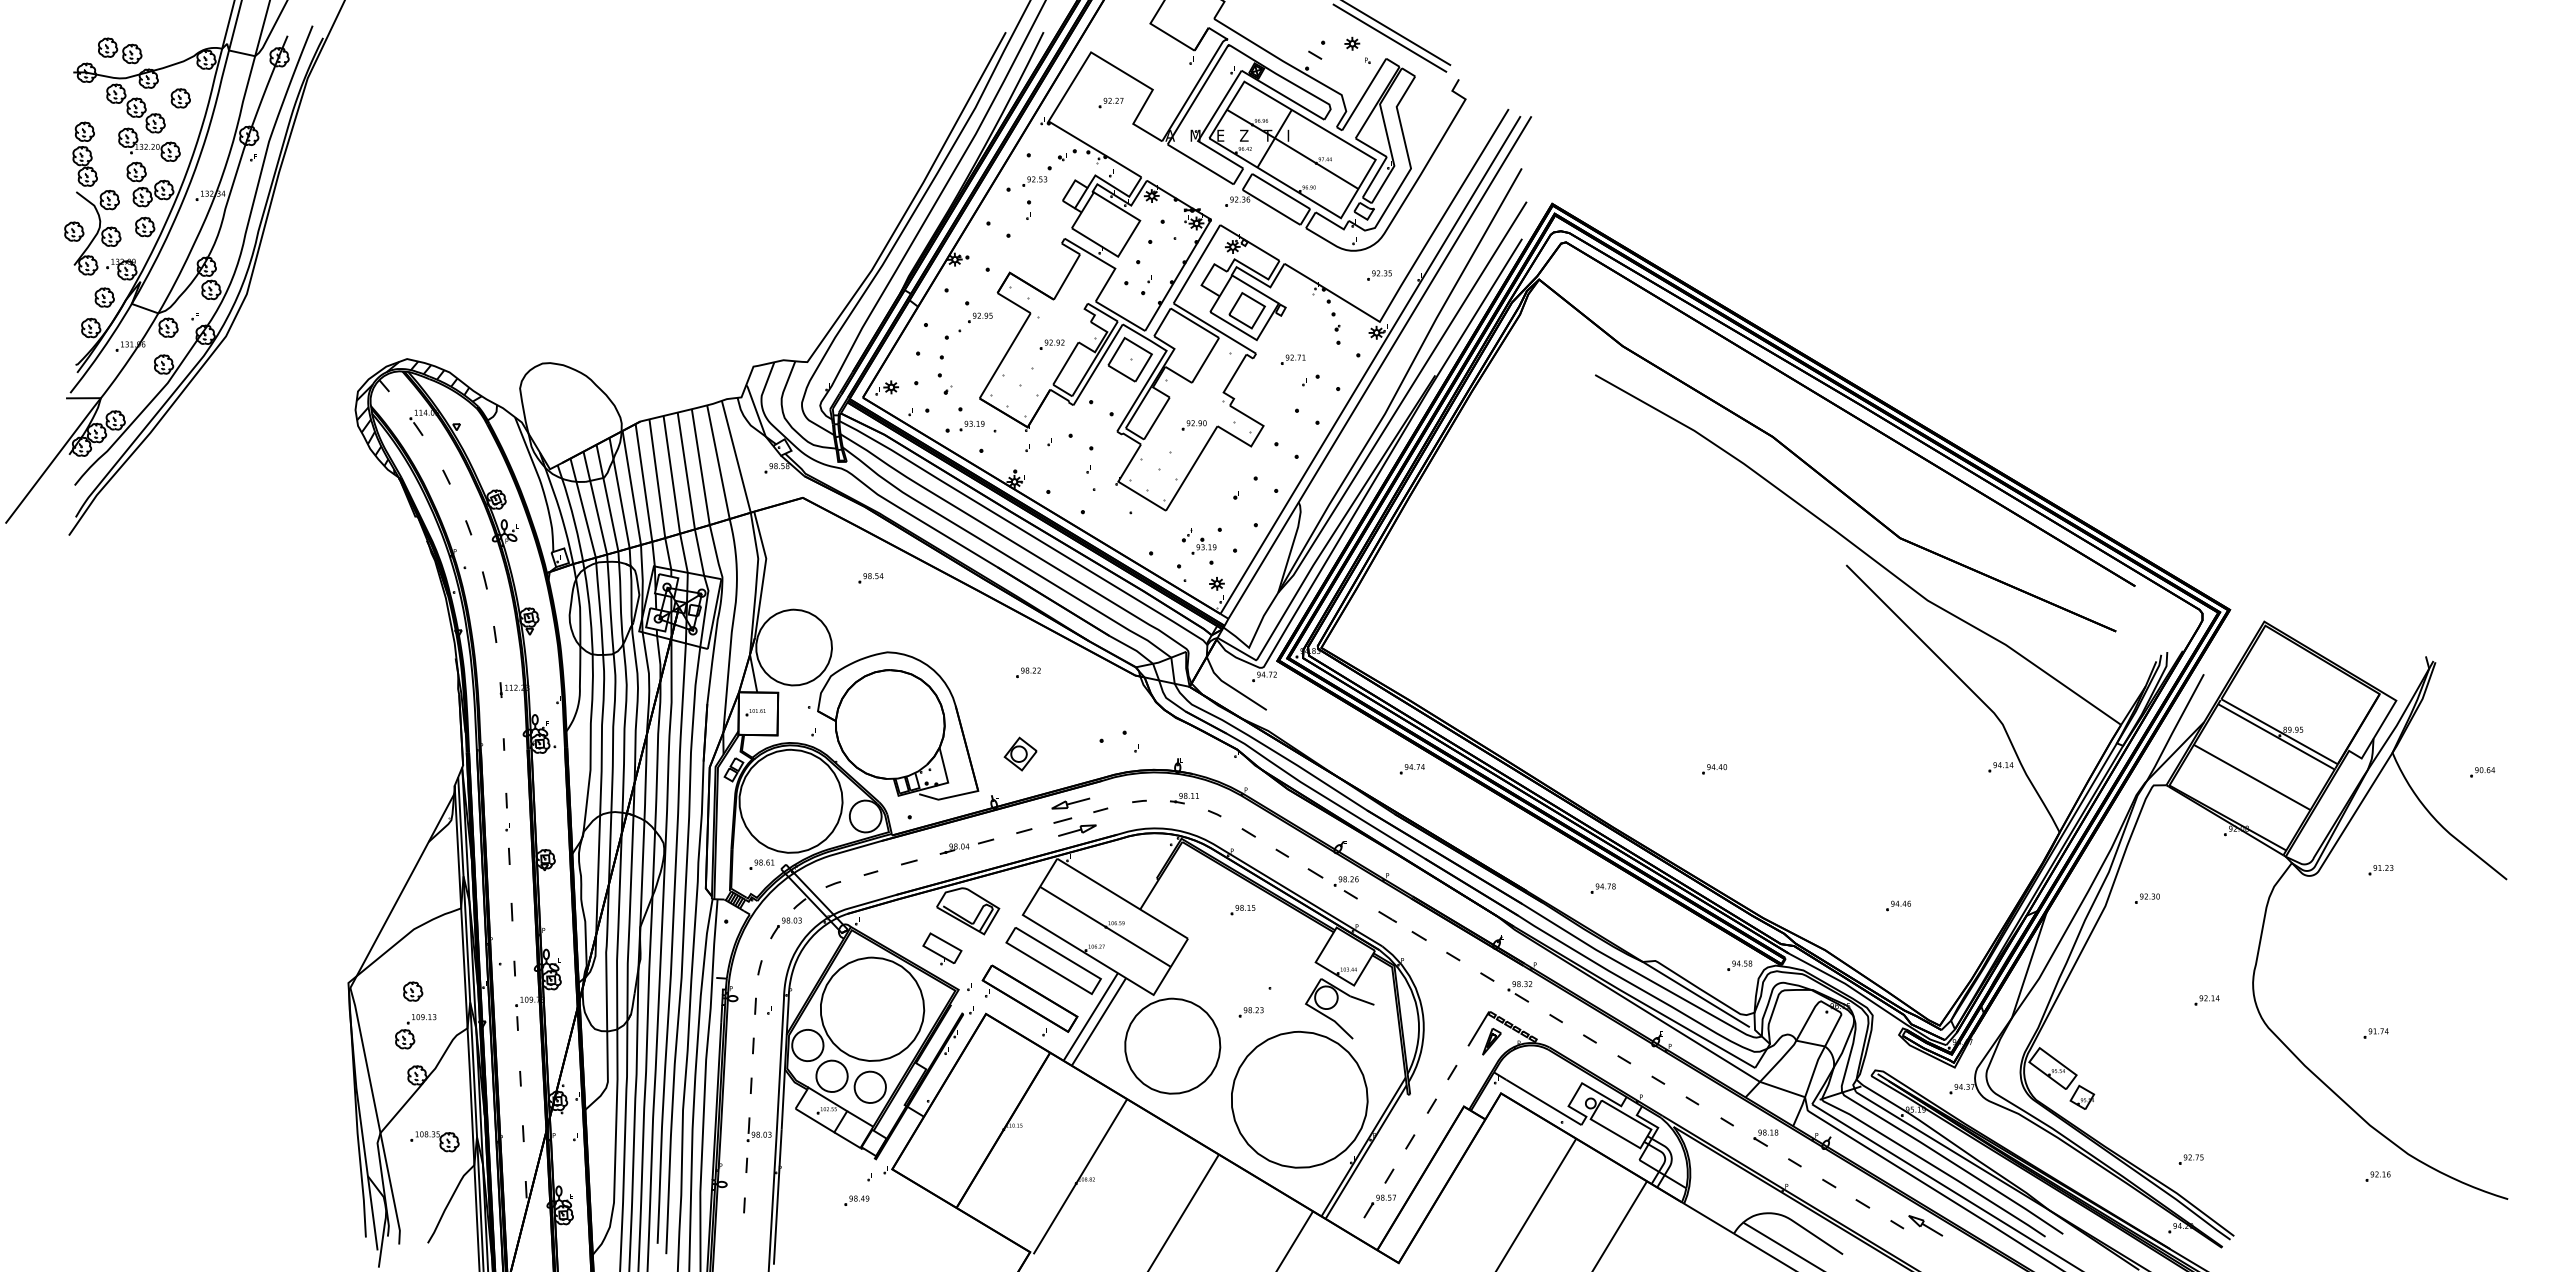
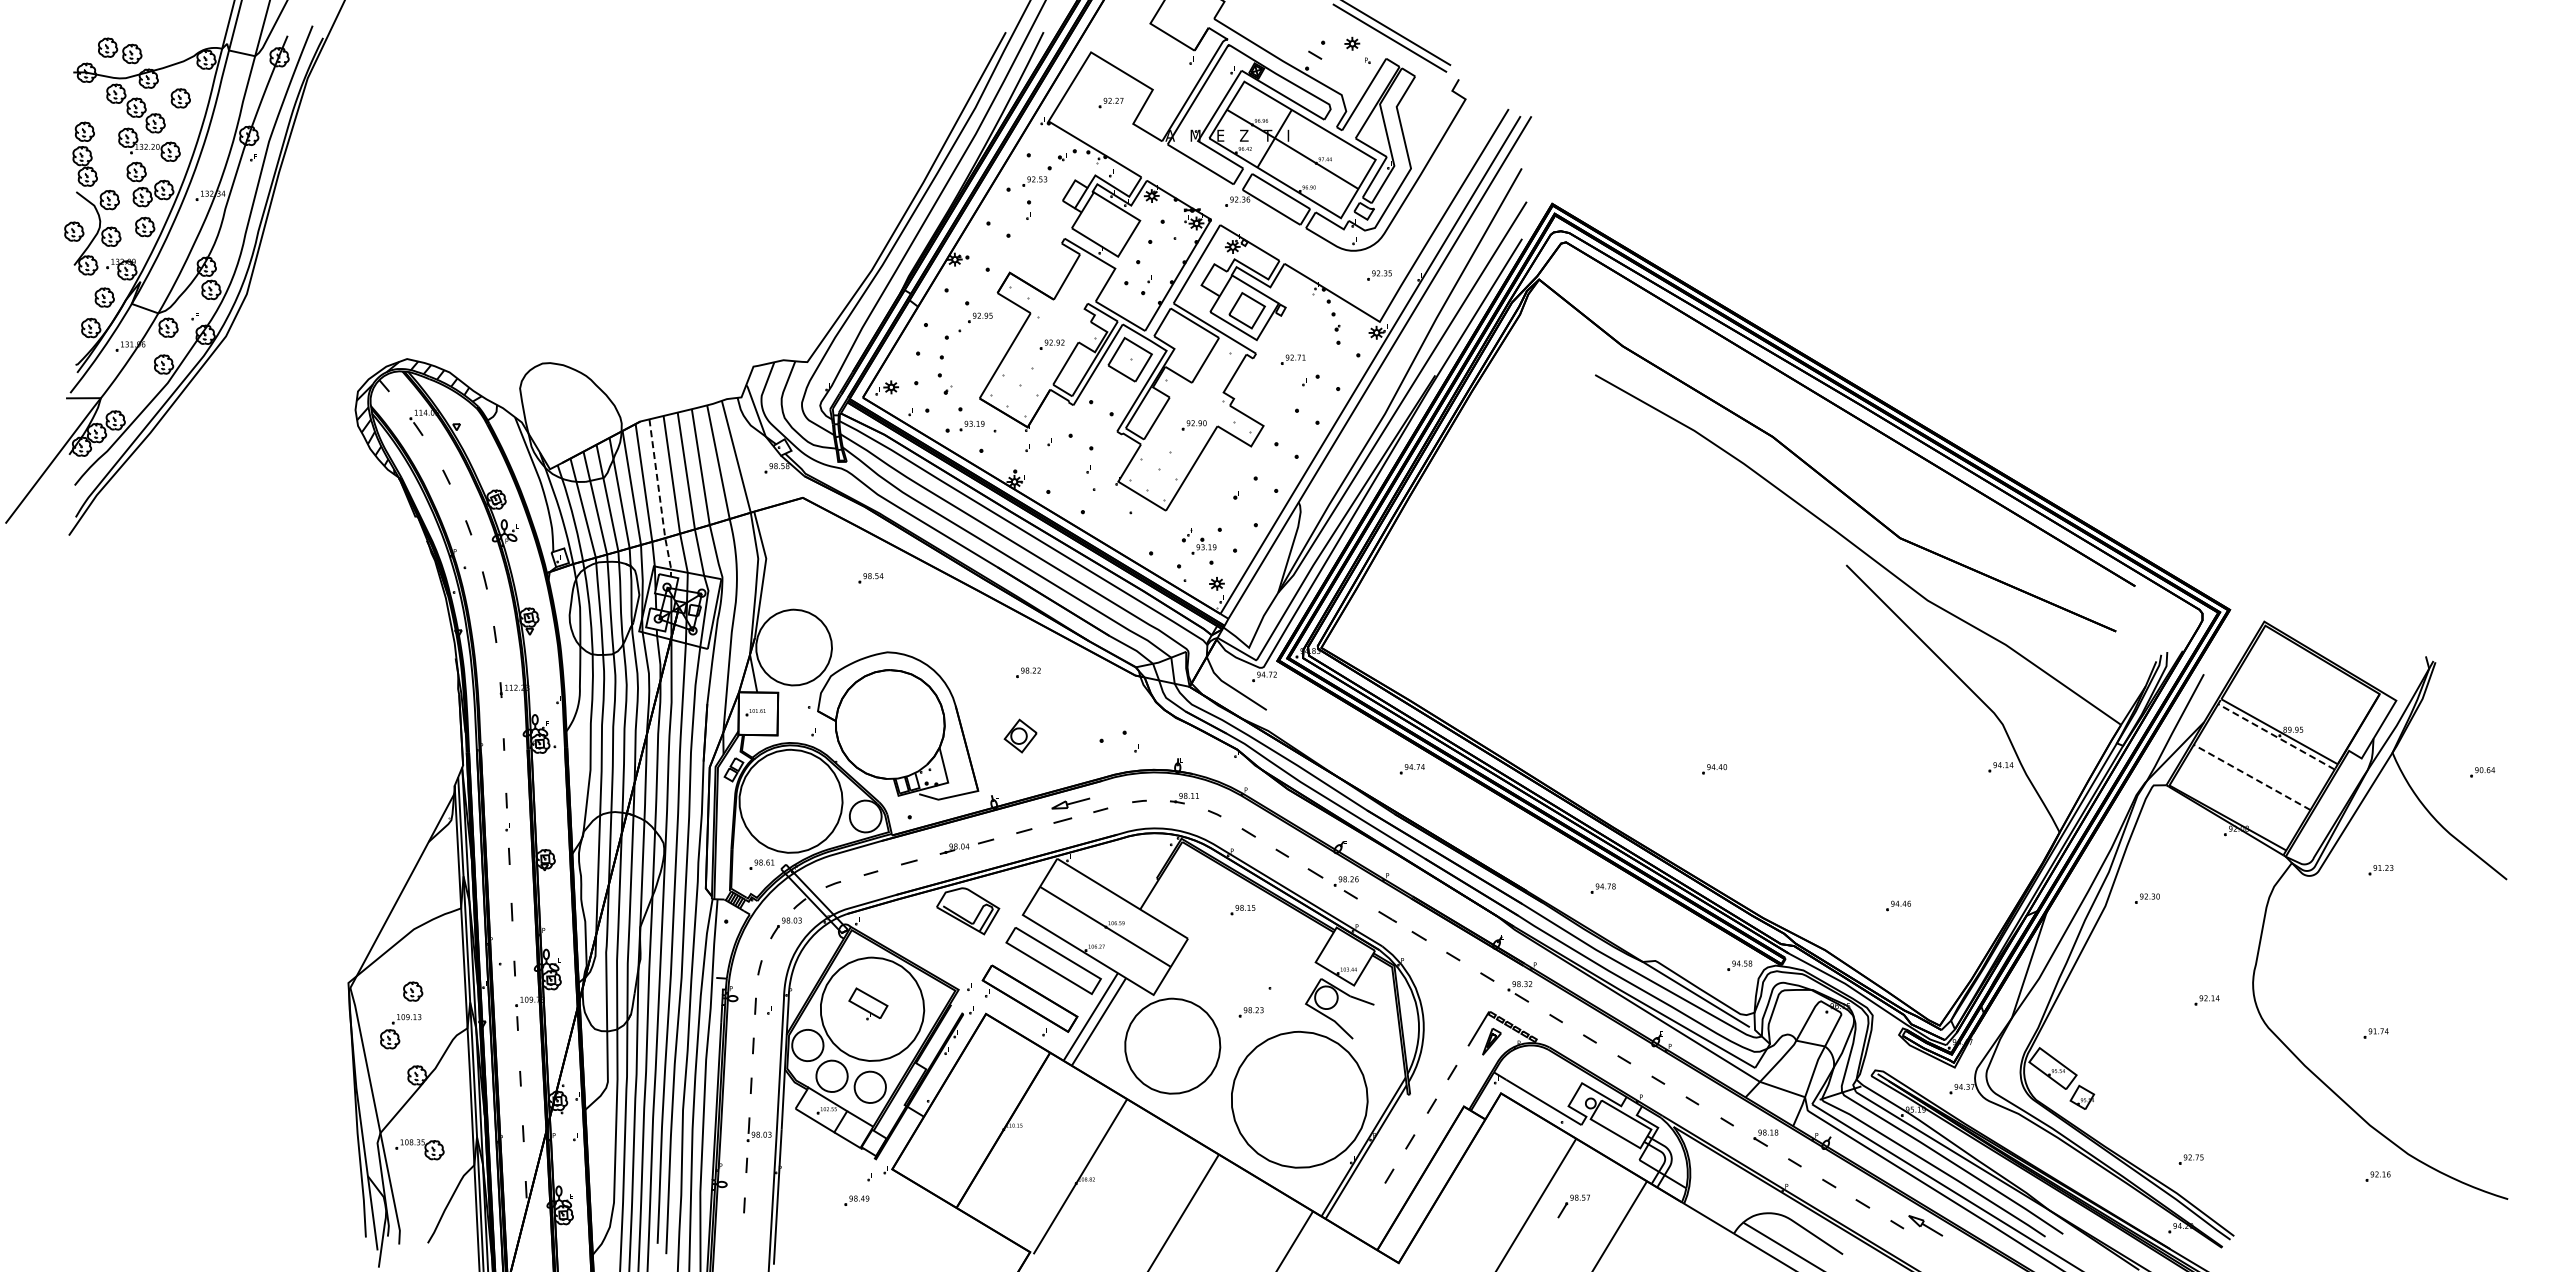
line: solid -> dashed (660, 500)
line: solid -> dashed (2276, 736)
part position: (1020, 753) -> (1020, 735) (1020, 735)
line: solid -> dashed (2252, 777)
part: present -> none (1077, 830)
part position: (942, 948) -> (868, 1003) (868, 1003)
part position: (415, 1031) -> (400, 1031) (400, 1031)
part position: (434, 1141) -> (419, 1149) (419, 1149)
part position: (1379, 1206) -> (1573, 1206) (1573, 1206)
